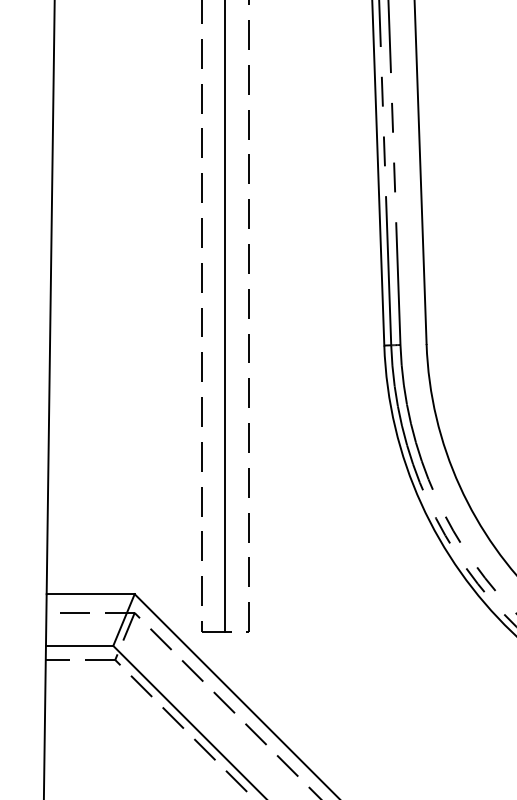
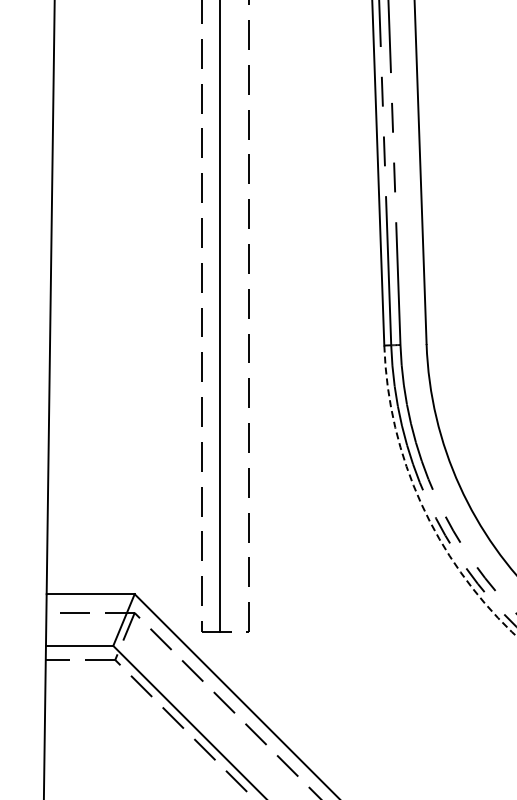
line position: (225, 317) -> (220, 317) (220, 317)
arc: solid -> dashed (421, 503)
